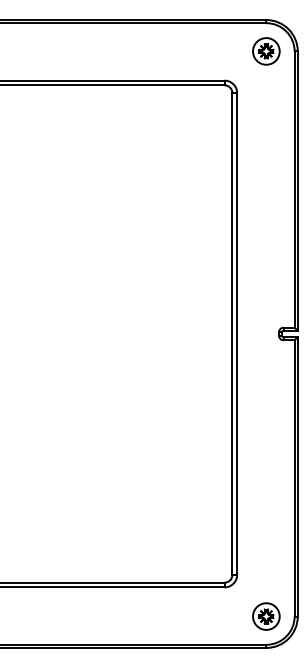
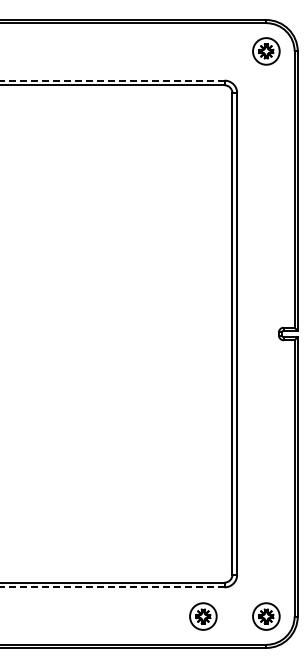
line: solid -> dashed (112, 80)
line: solid -> dashed (112, 587)
part: none -> present (203, 616)
